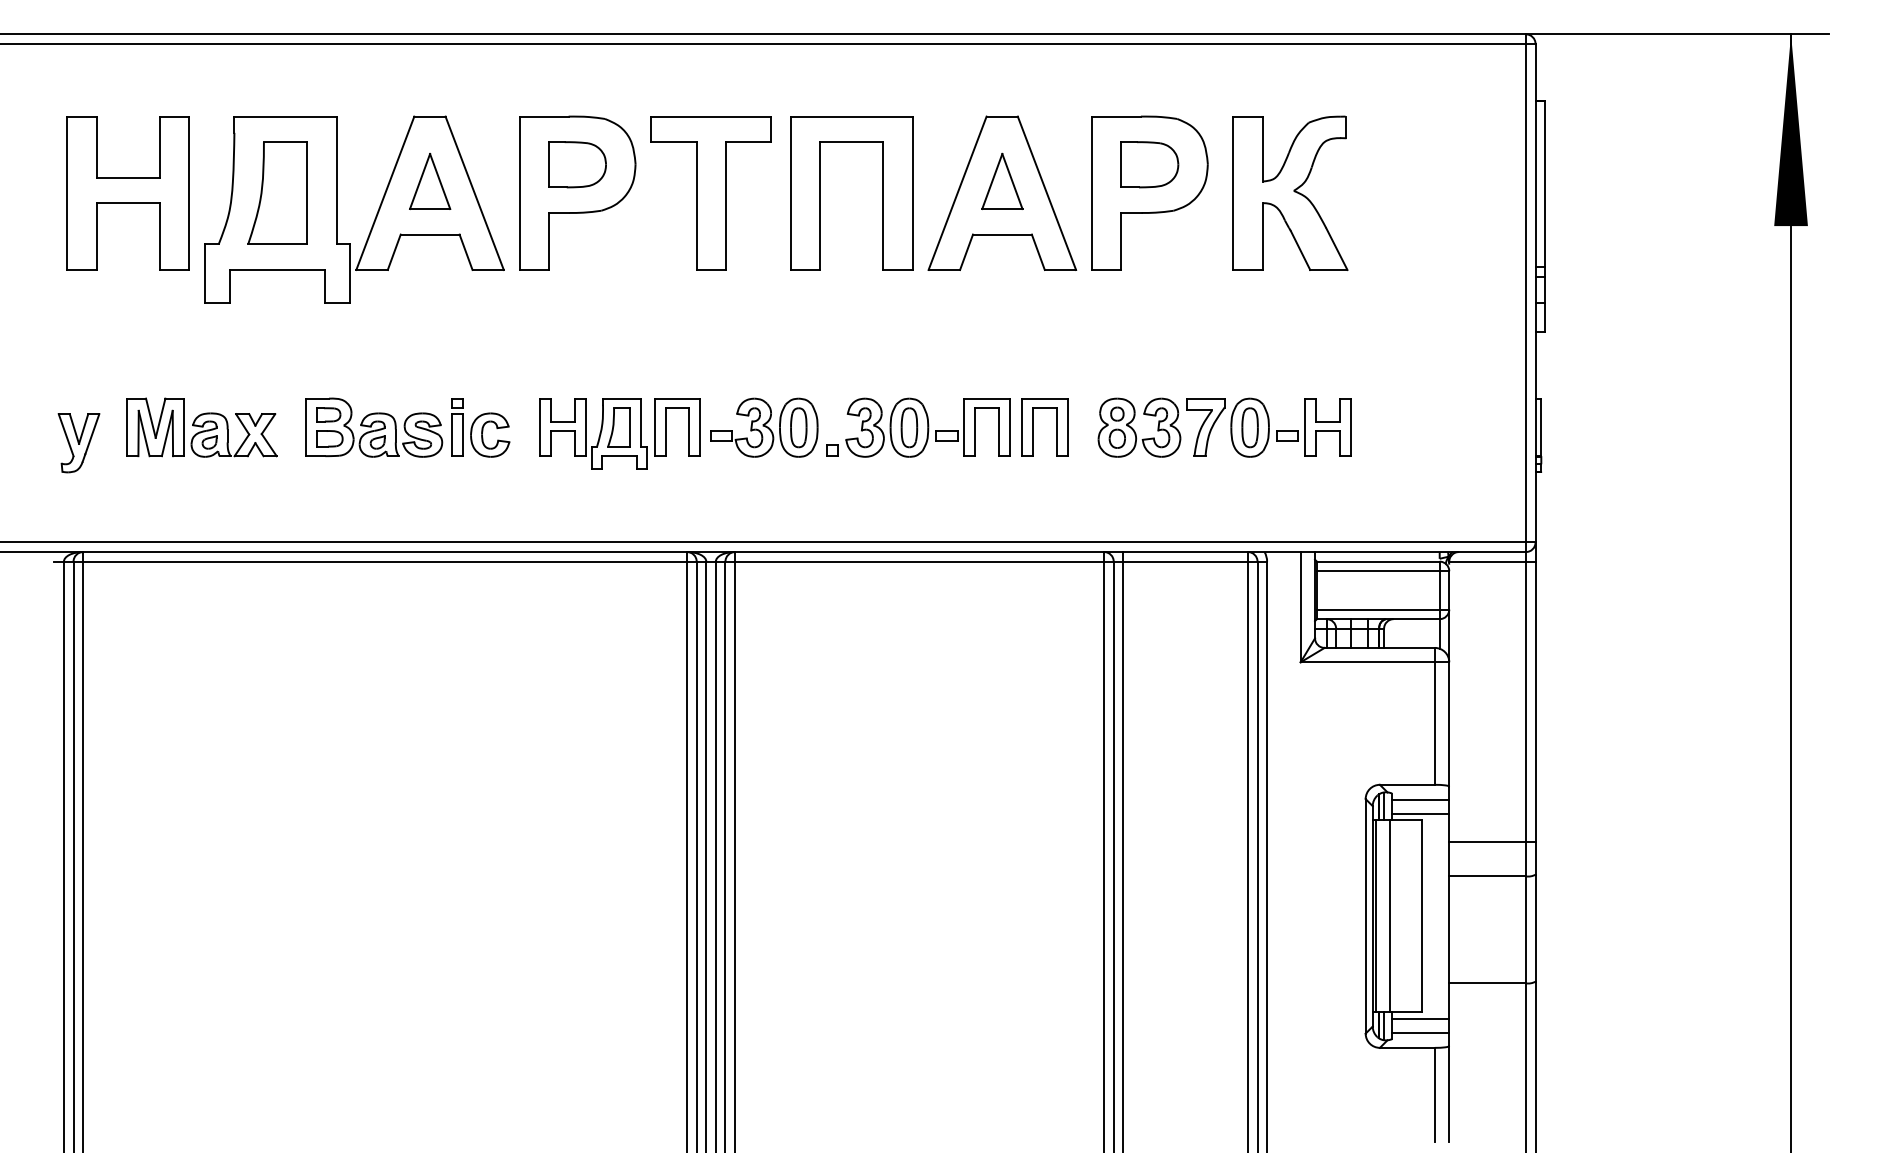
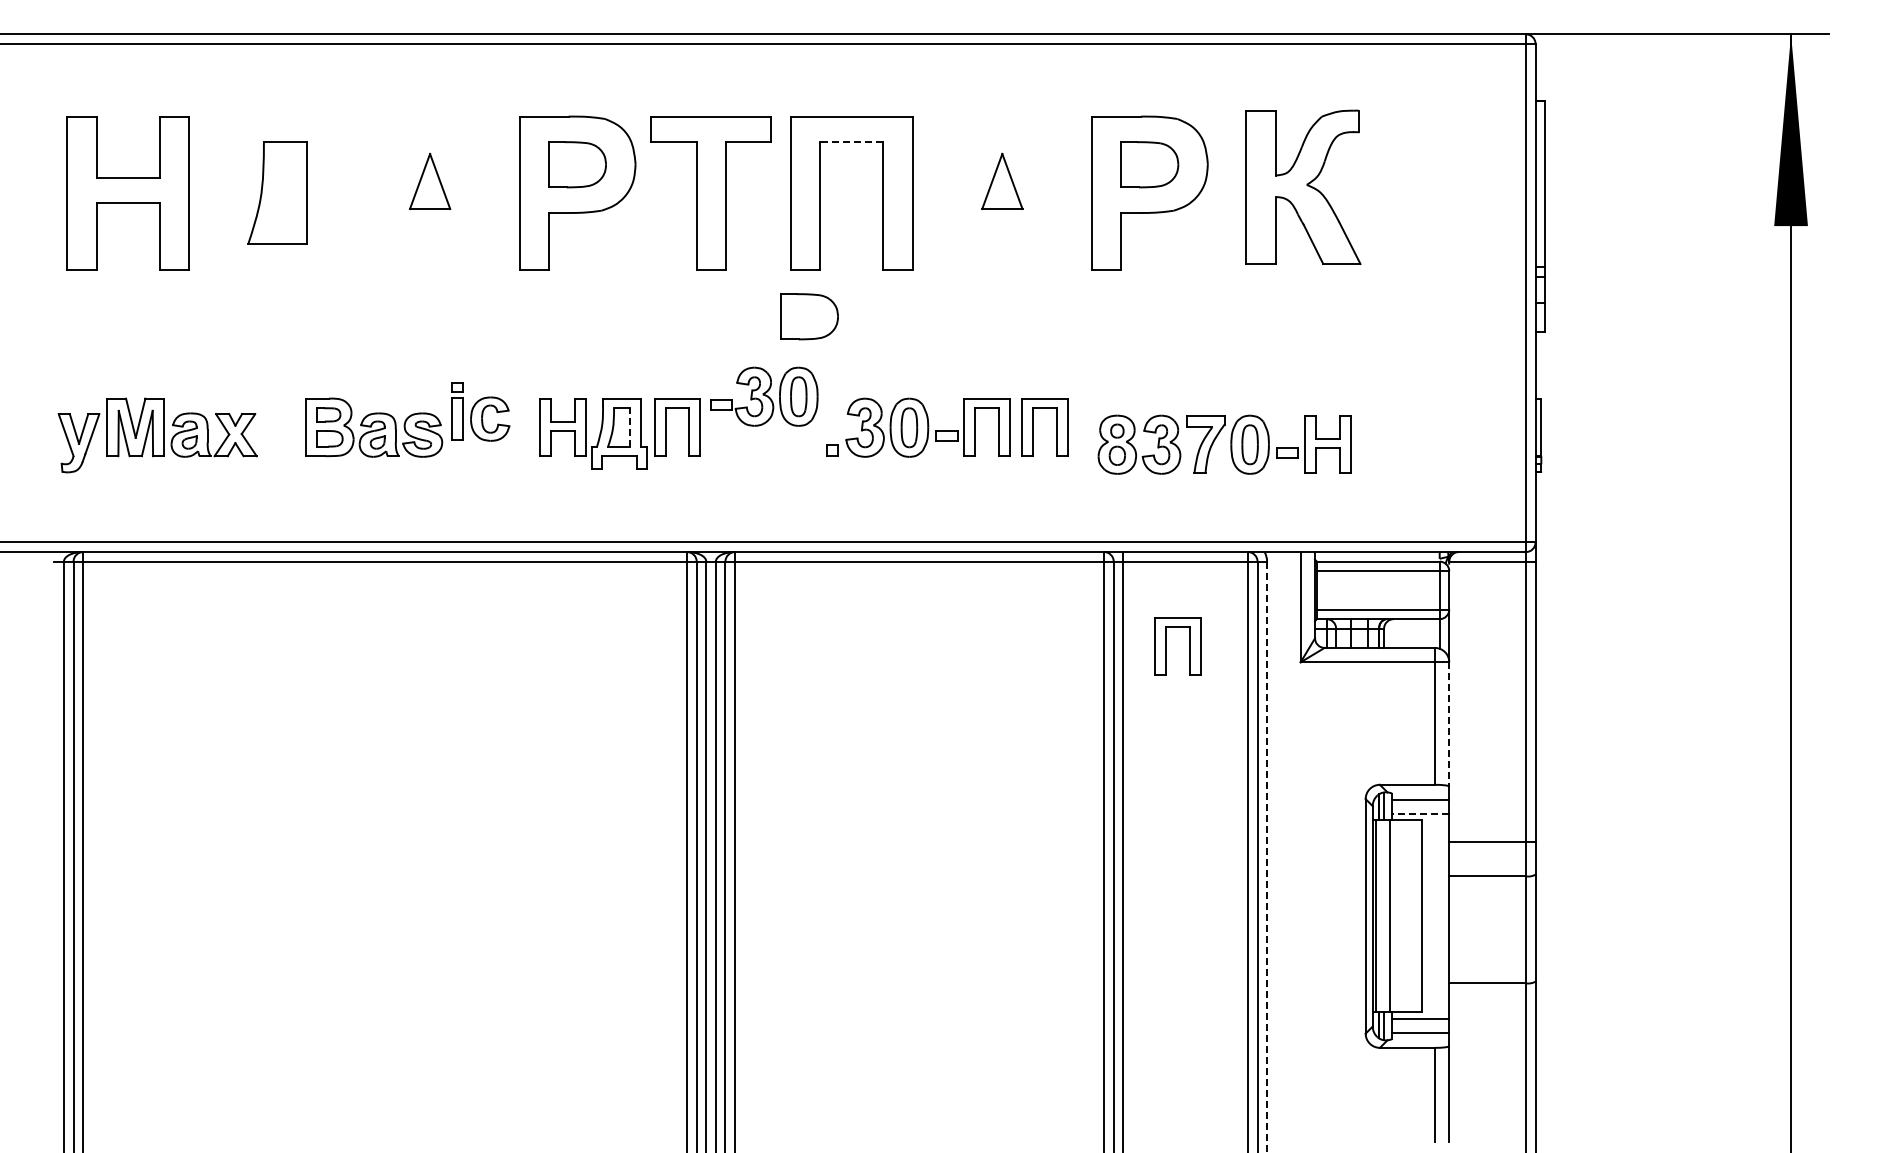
line: solid -> dashed (851, 142)
part: present -> none (1002, 192)
part position: (1290, 192) -> (1303, 186) (1303, 186)
part: present -> none (337, 209)
part: none -> present (809, 316)
line: solid -> dashed (630, 426)
part position: (201, 427) -> (181, 427) (181, 427)
part position: (480, 427) -> (480, 411) (480, 411)
part position: (764, 427) -> (764, 396) (764, 396)
part position: (1224, 427) -> (1224, 444) (1224, 444)
part: none -> present (1166, 646)
line: solid -> dashed (1449, 724)
line: solid -> dashed (1420, 814)
line: solid -> dashed (1267, 857)
